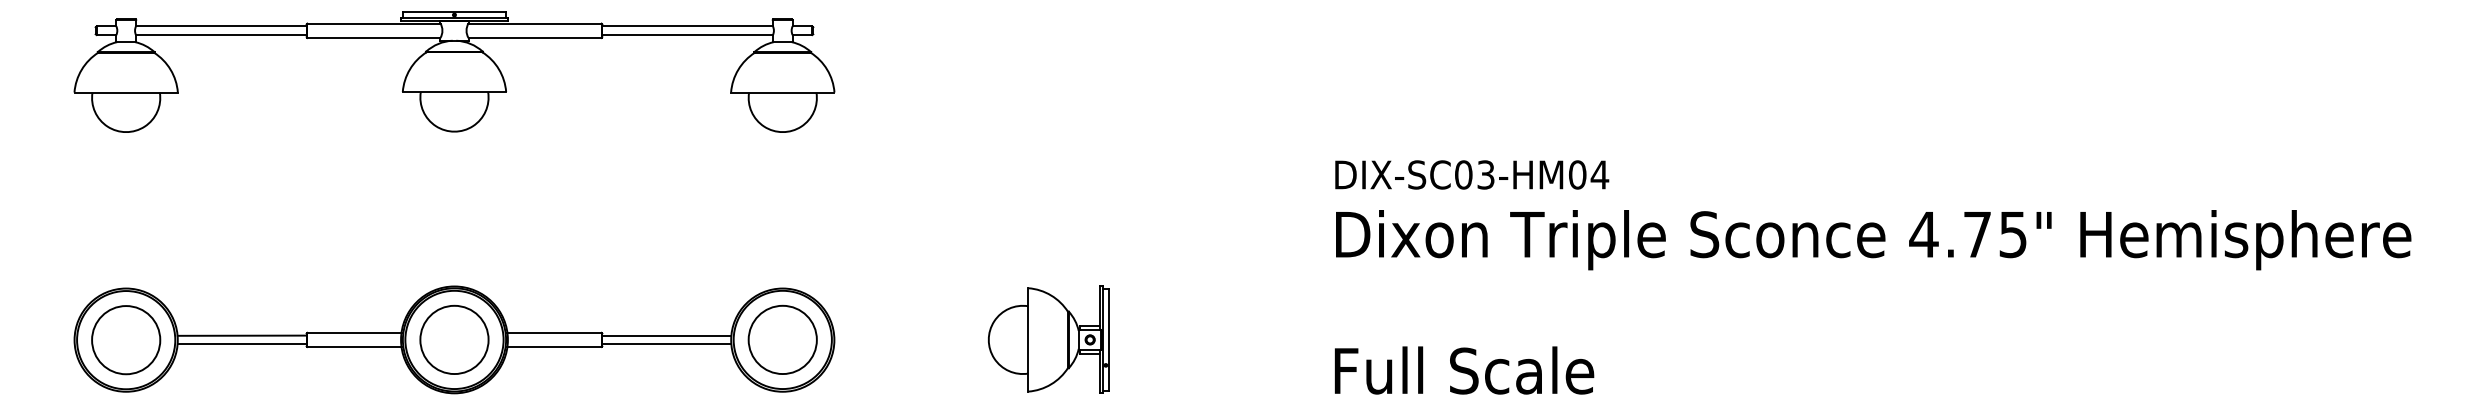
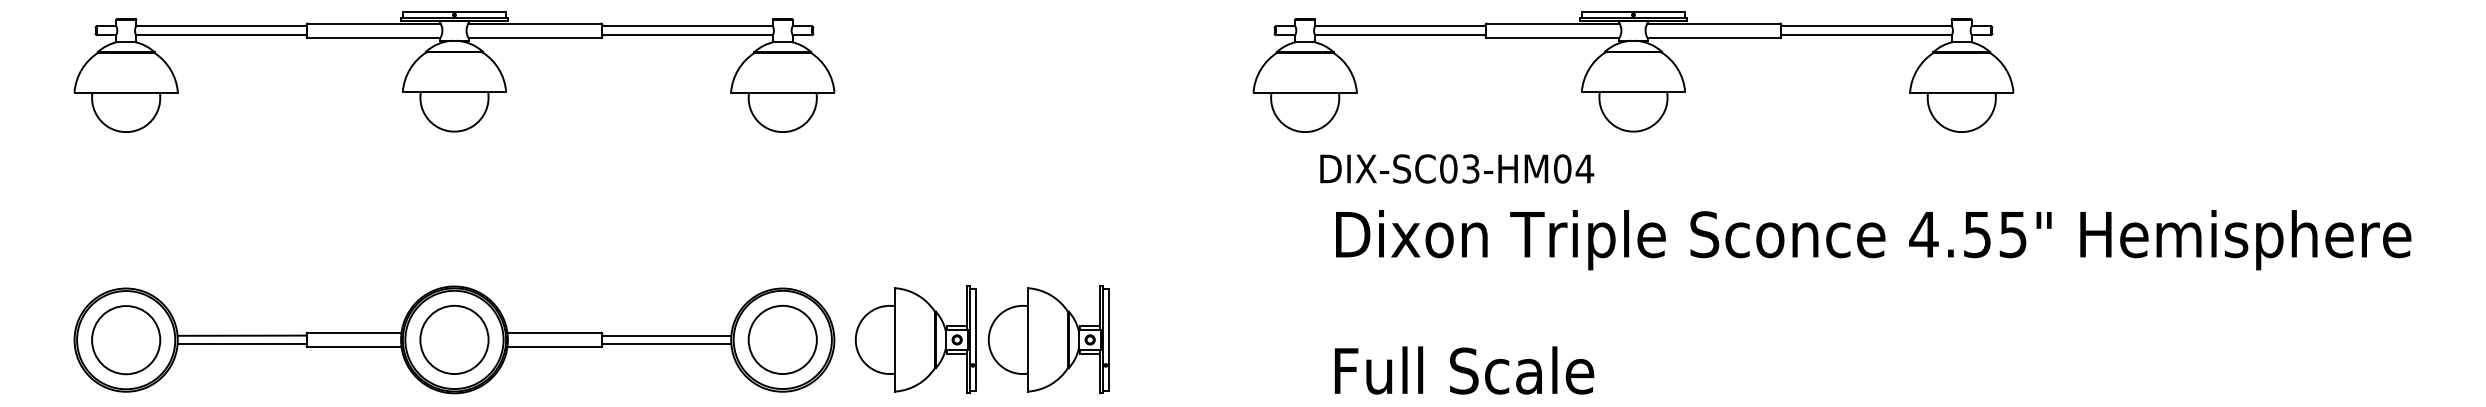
part: none -> present (1633, 71)
text position: (1472, 174) -> (1457, 168) (1457, 168)
text: 4.75" -> 4.55" (1977, 235)
part: none -> present (915, 339)
